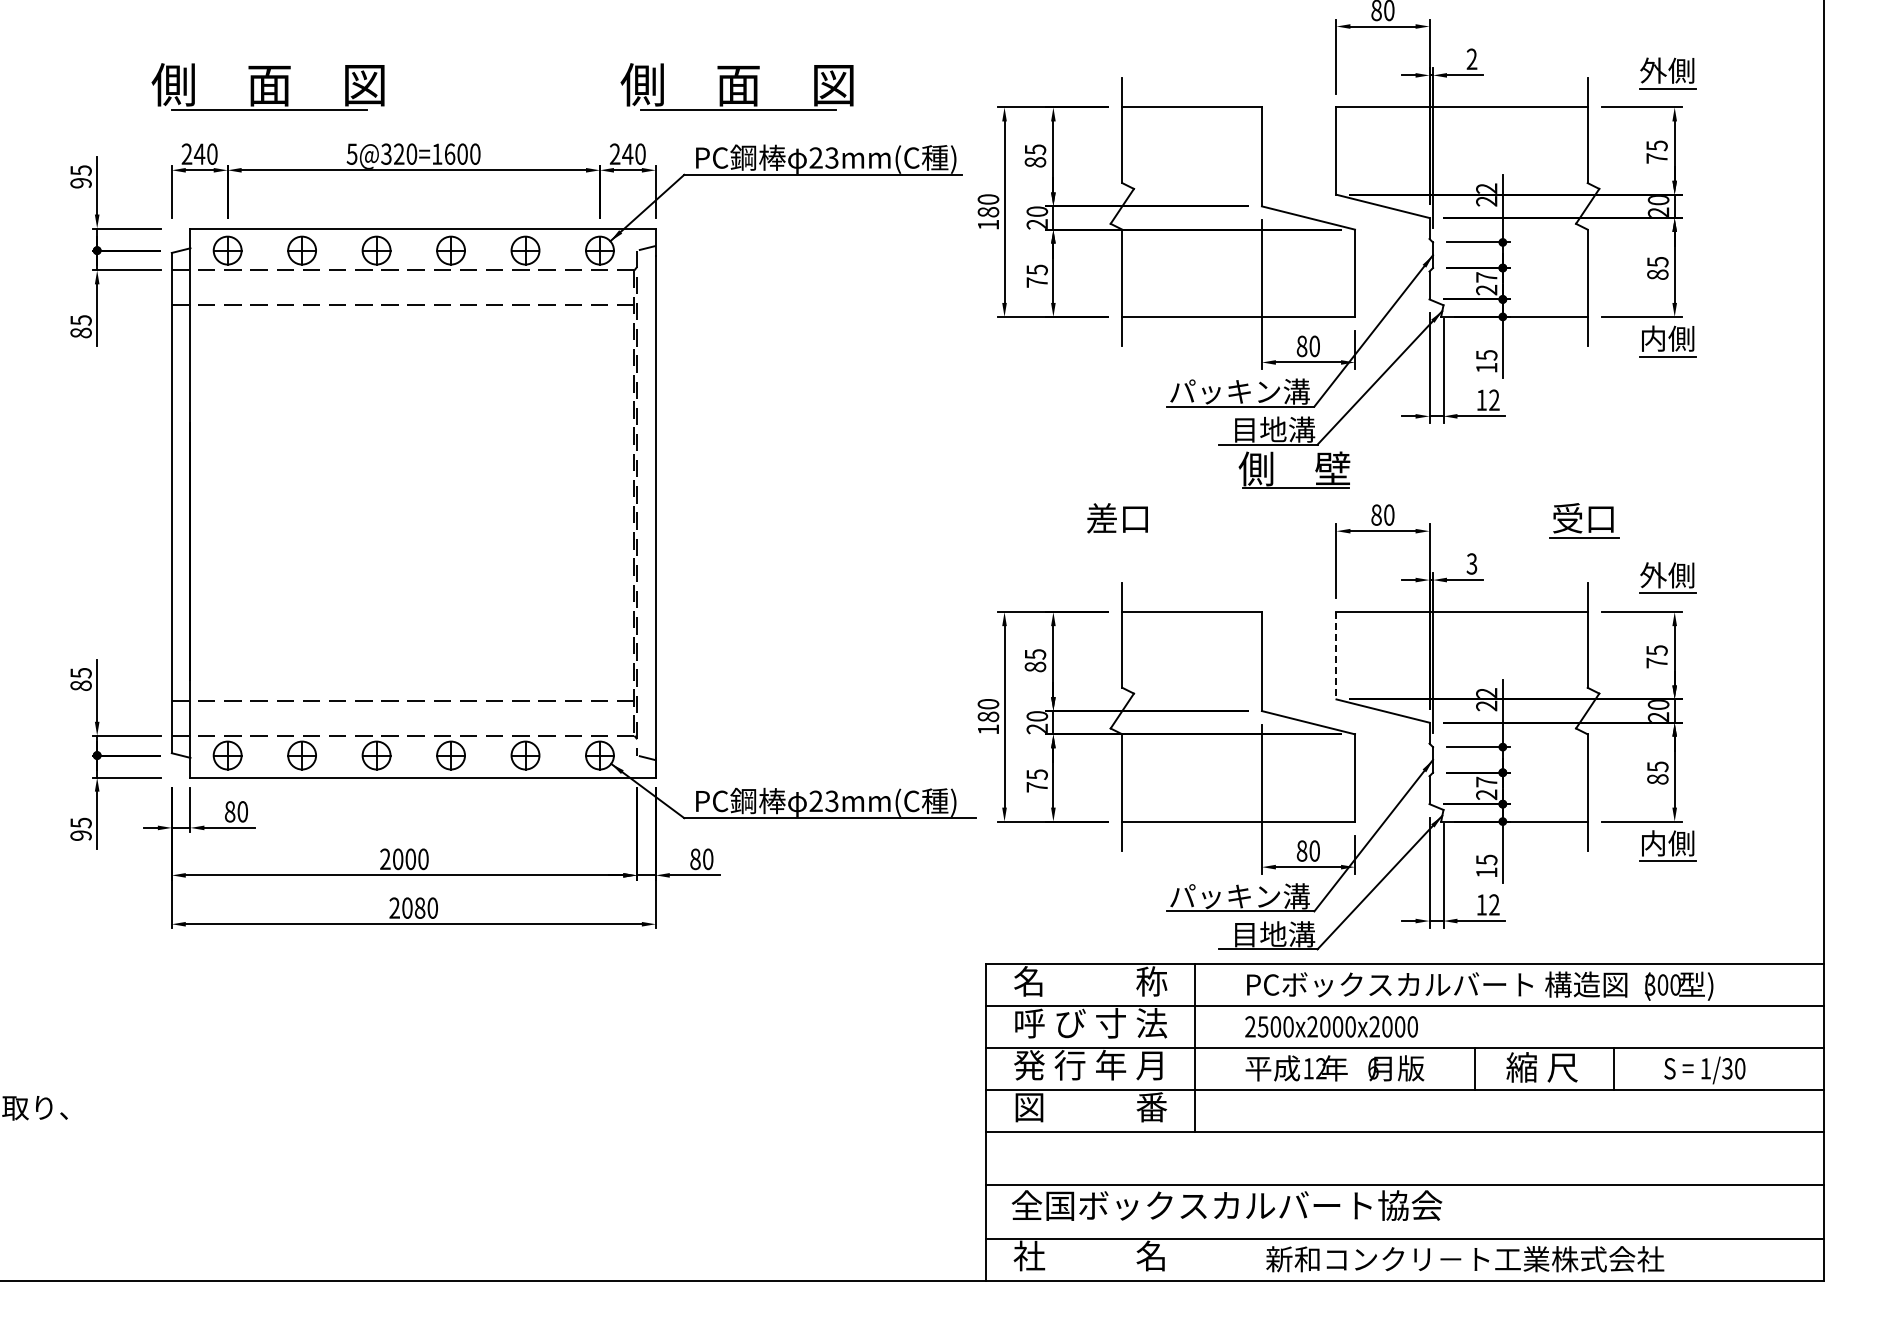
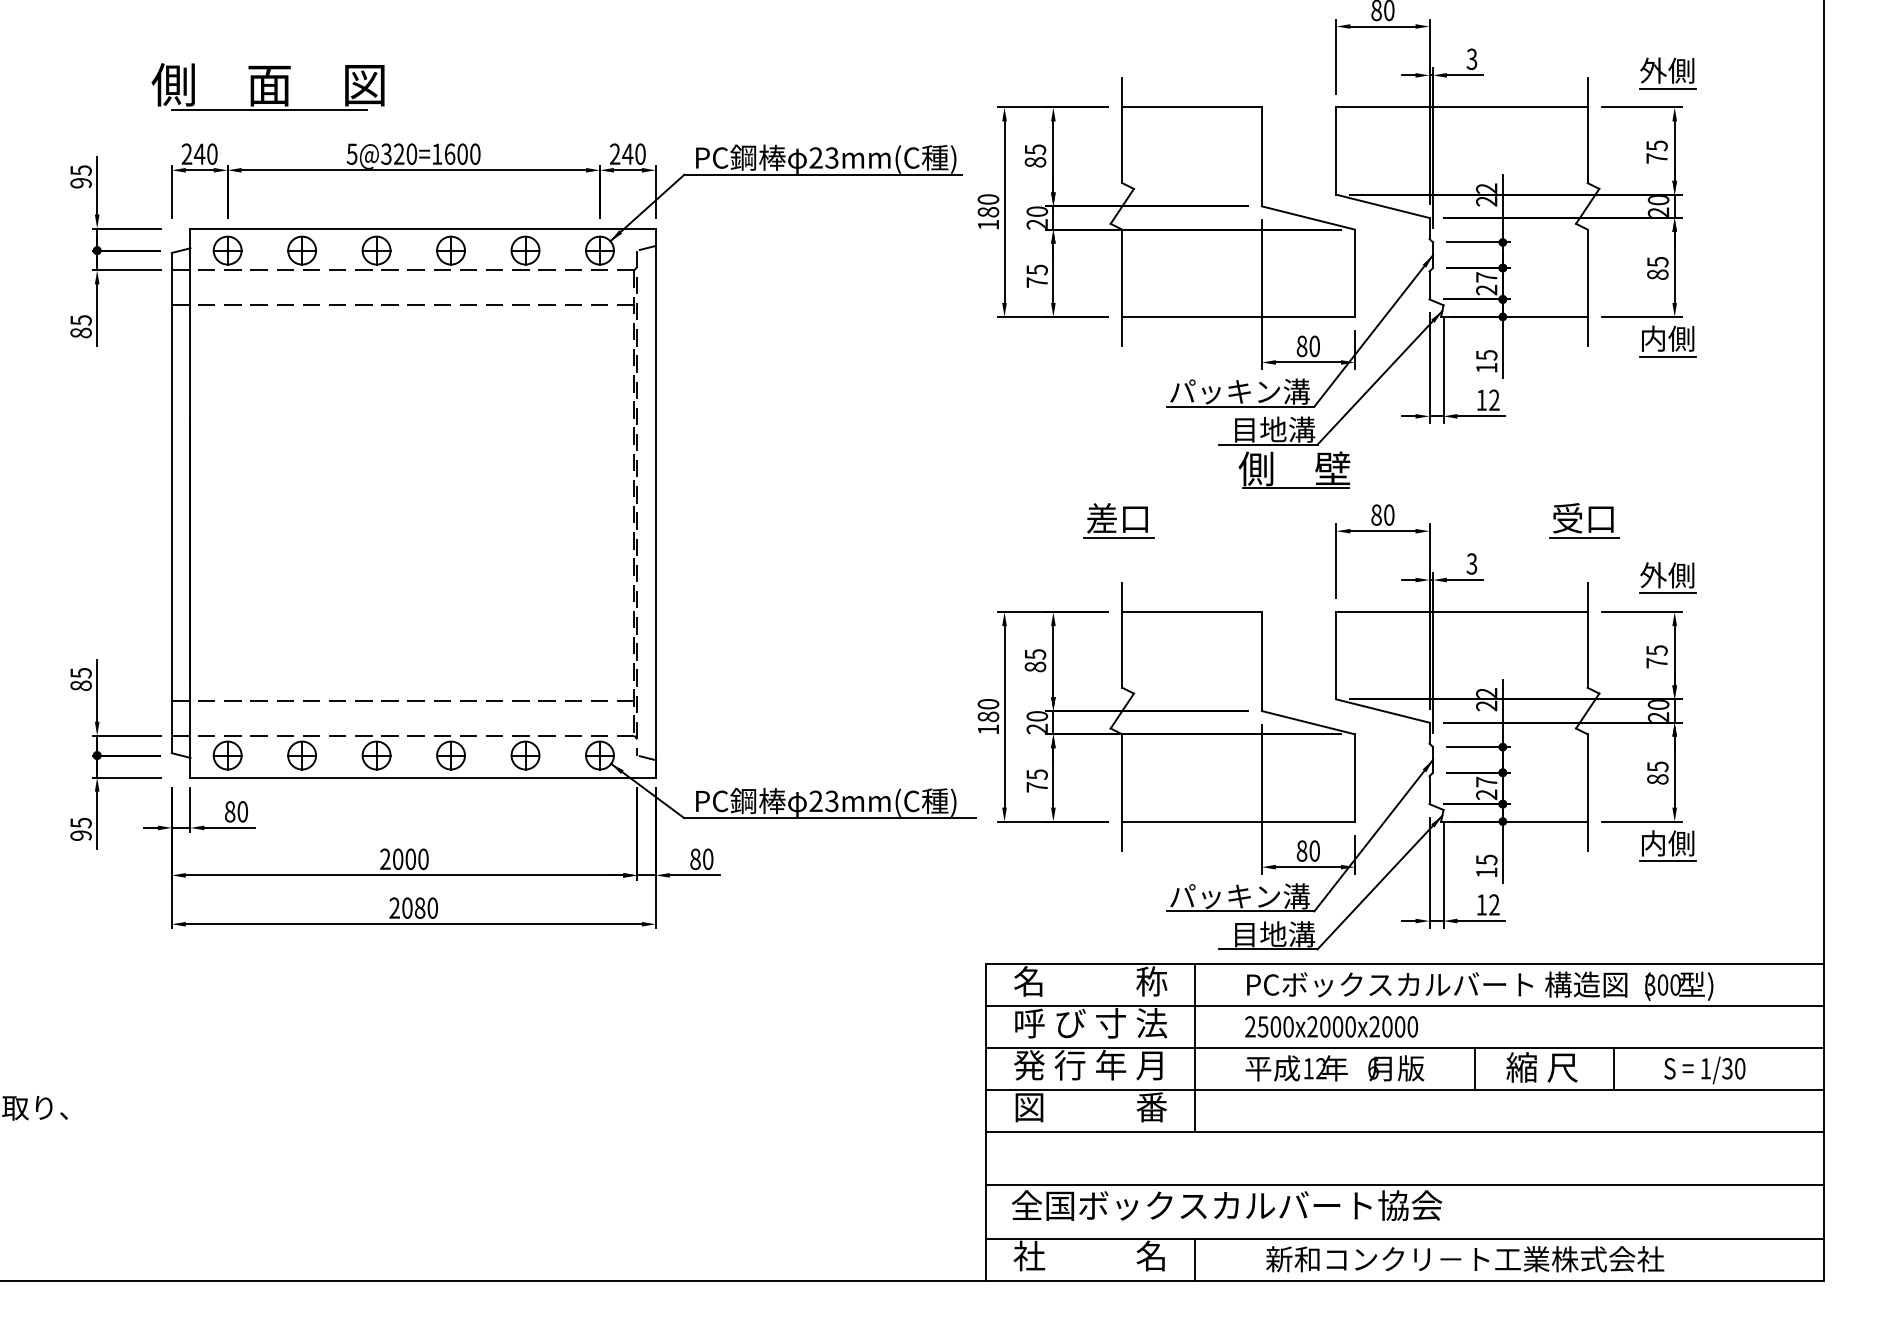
text: 2 -> 3 (1471, 59)
part: present -> none (736, 86)
line: none -> present (1118, 538)
line: dashed -> solid (1336, 655)
line: none -> present (1195, 1259)
